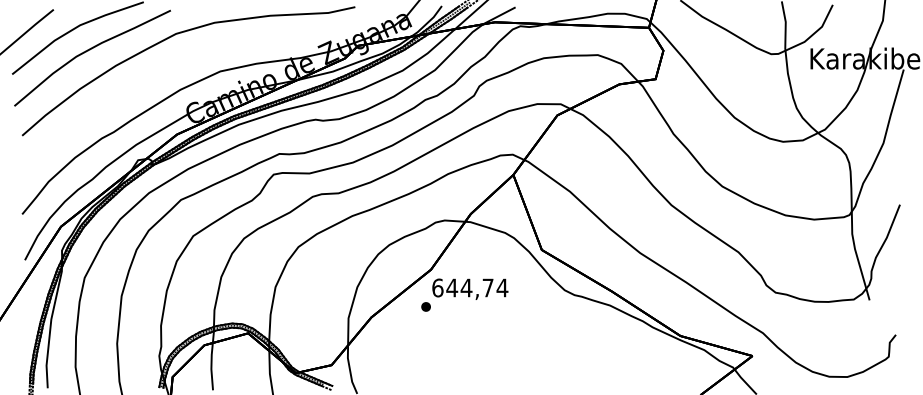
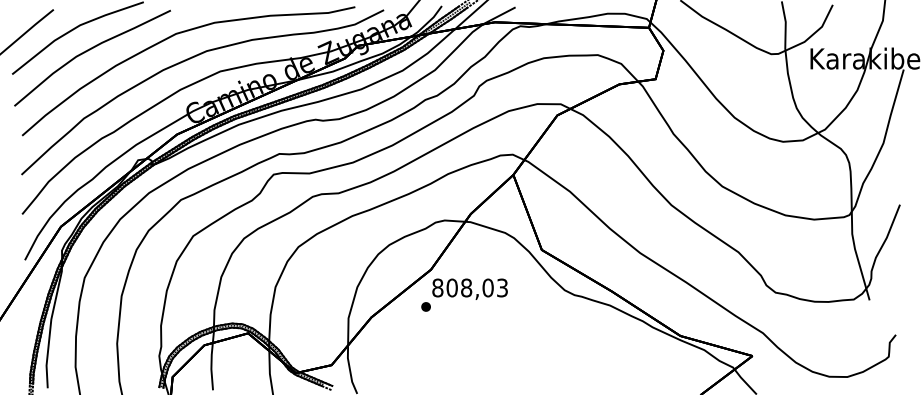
part: none -> present (188, 60)
text: 644,74 -> 808,03 (470, 287)
